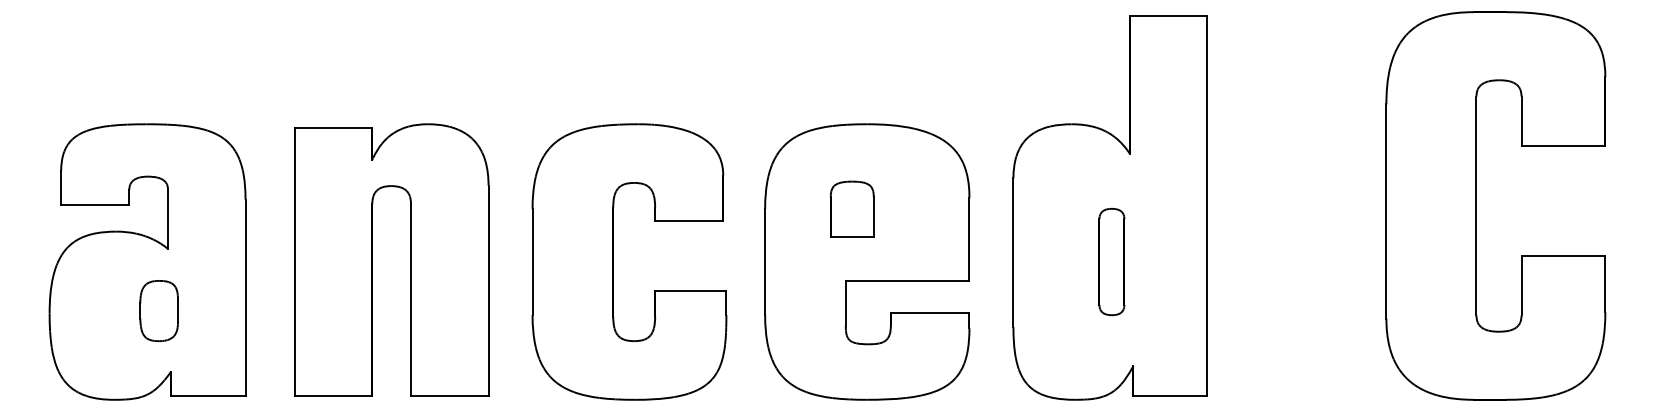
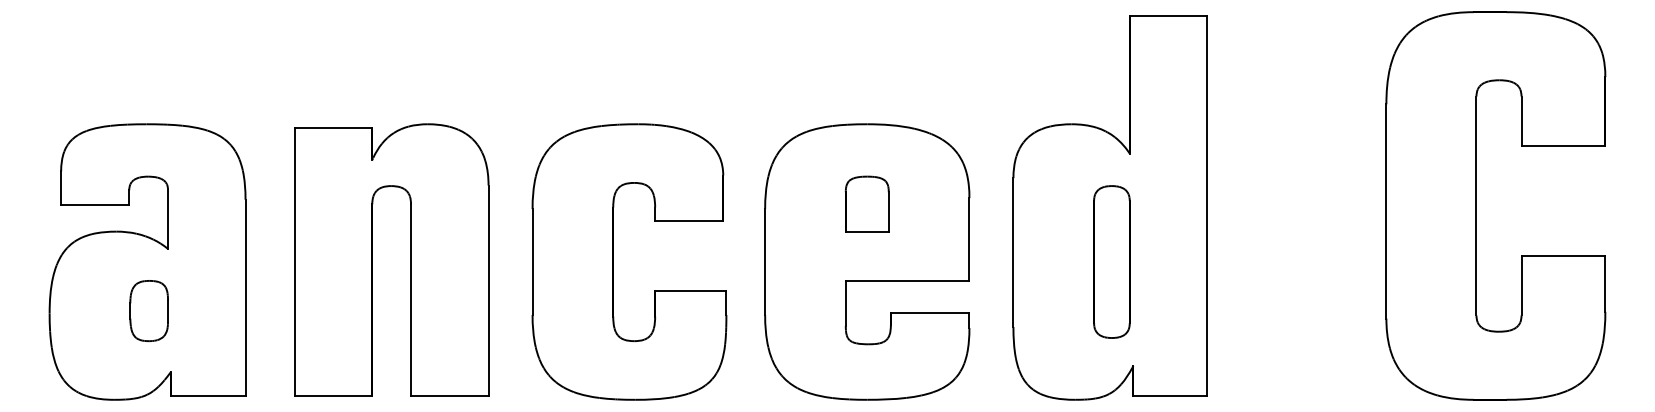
part position: (851, 208) -> (866, 203) (866, 203)
part size: 28x109 px -> 38x154 px (1111, 261)
part position: (158, 310) -> (148, 310) (148, 310)
